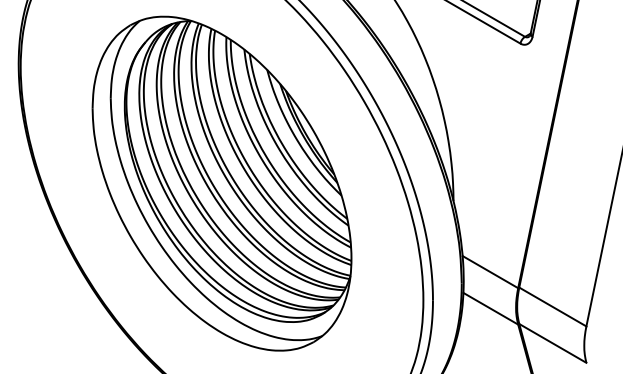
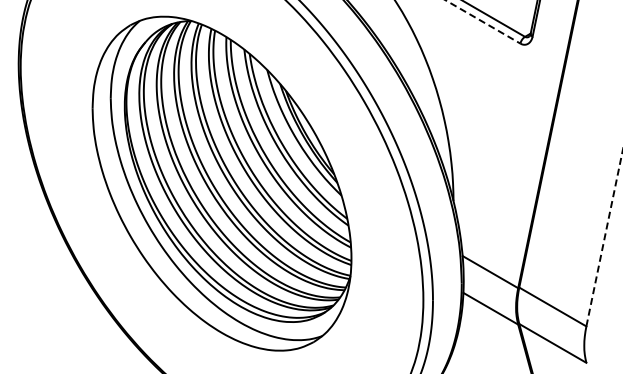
line: solid -> dashed (483, 22)
line: solid -> dashed (604, 237)
